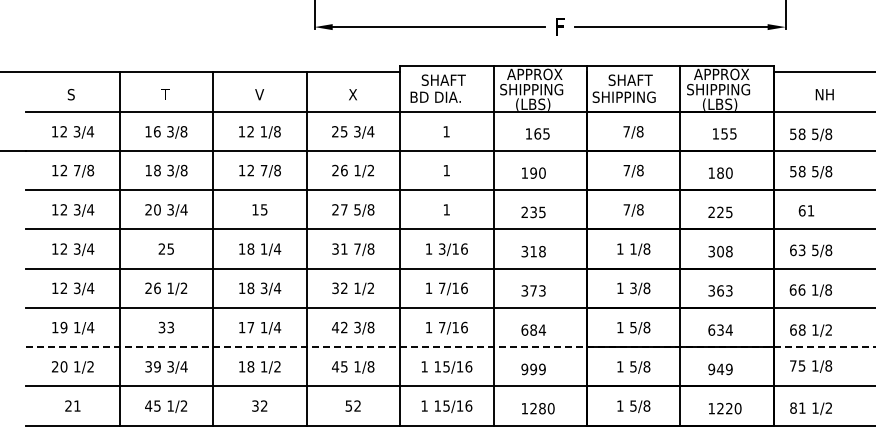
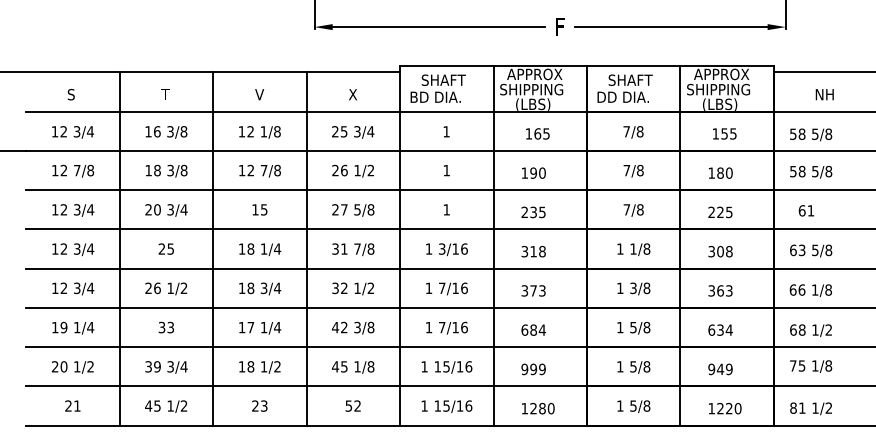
text: SHIPPING -> DD DIA. (623, 96)
line: dashed -> solid (451, 347)
text: 32 -> 23 (259, 406)
